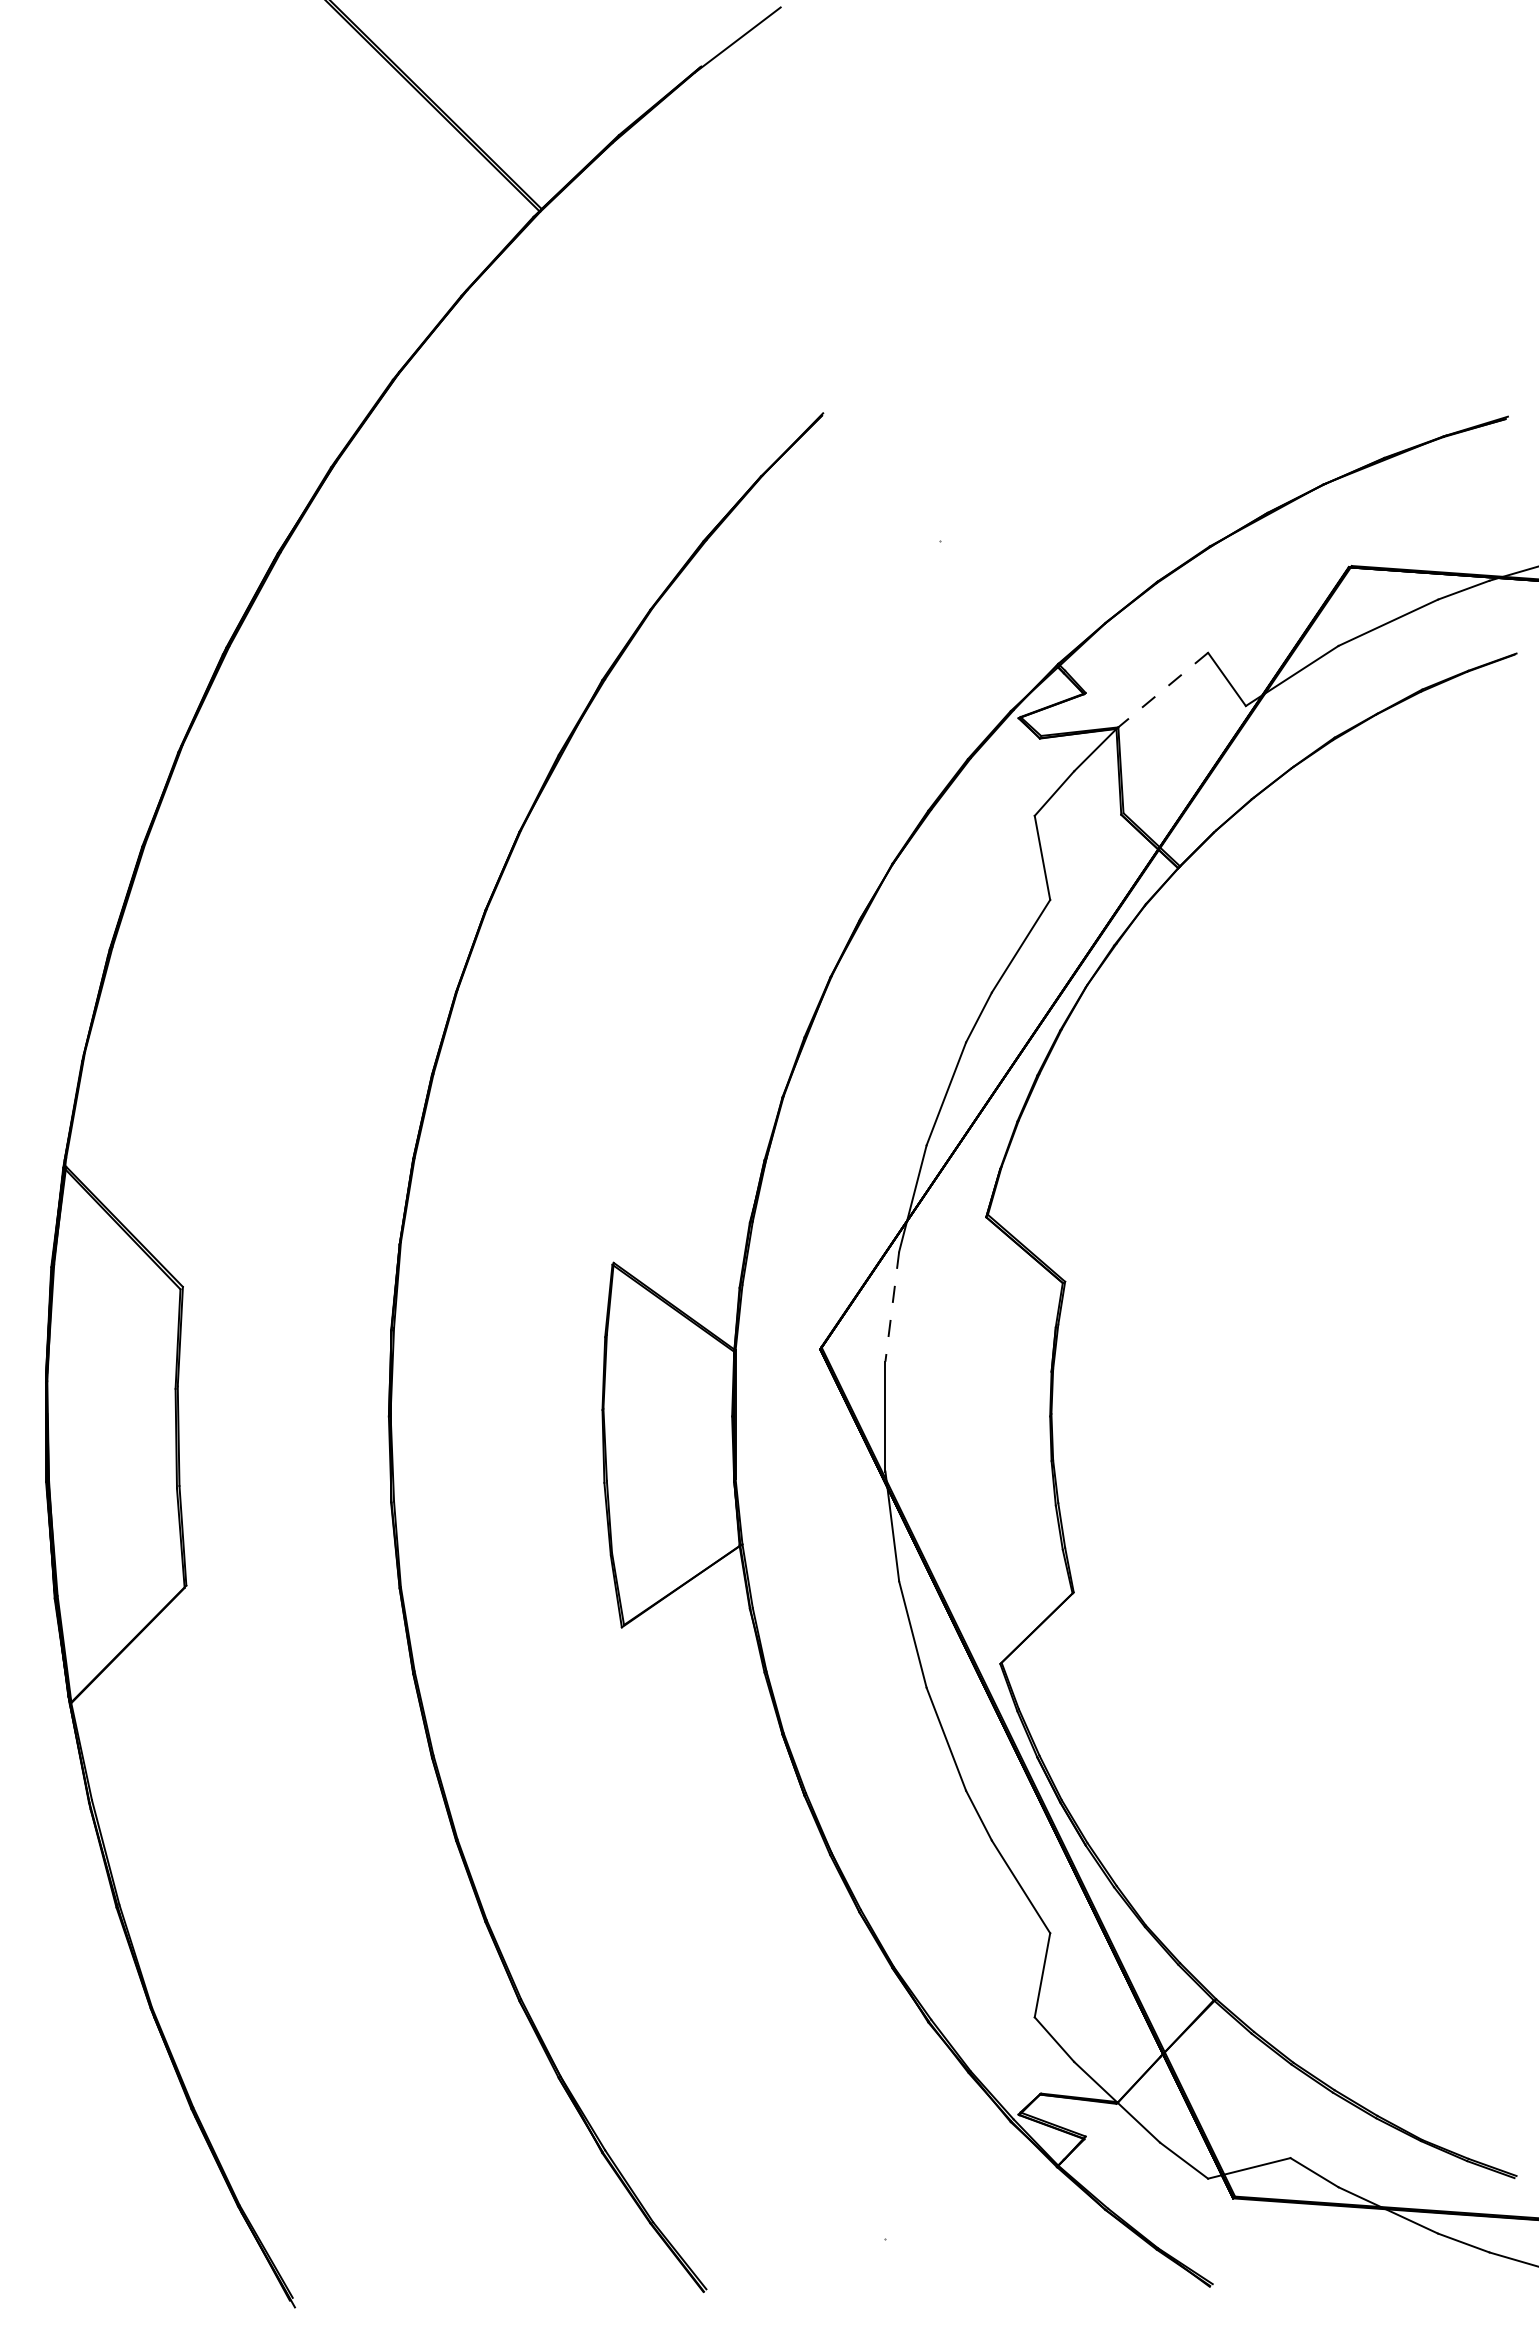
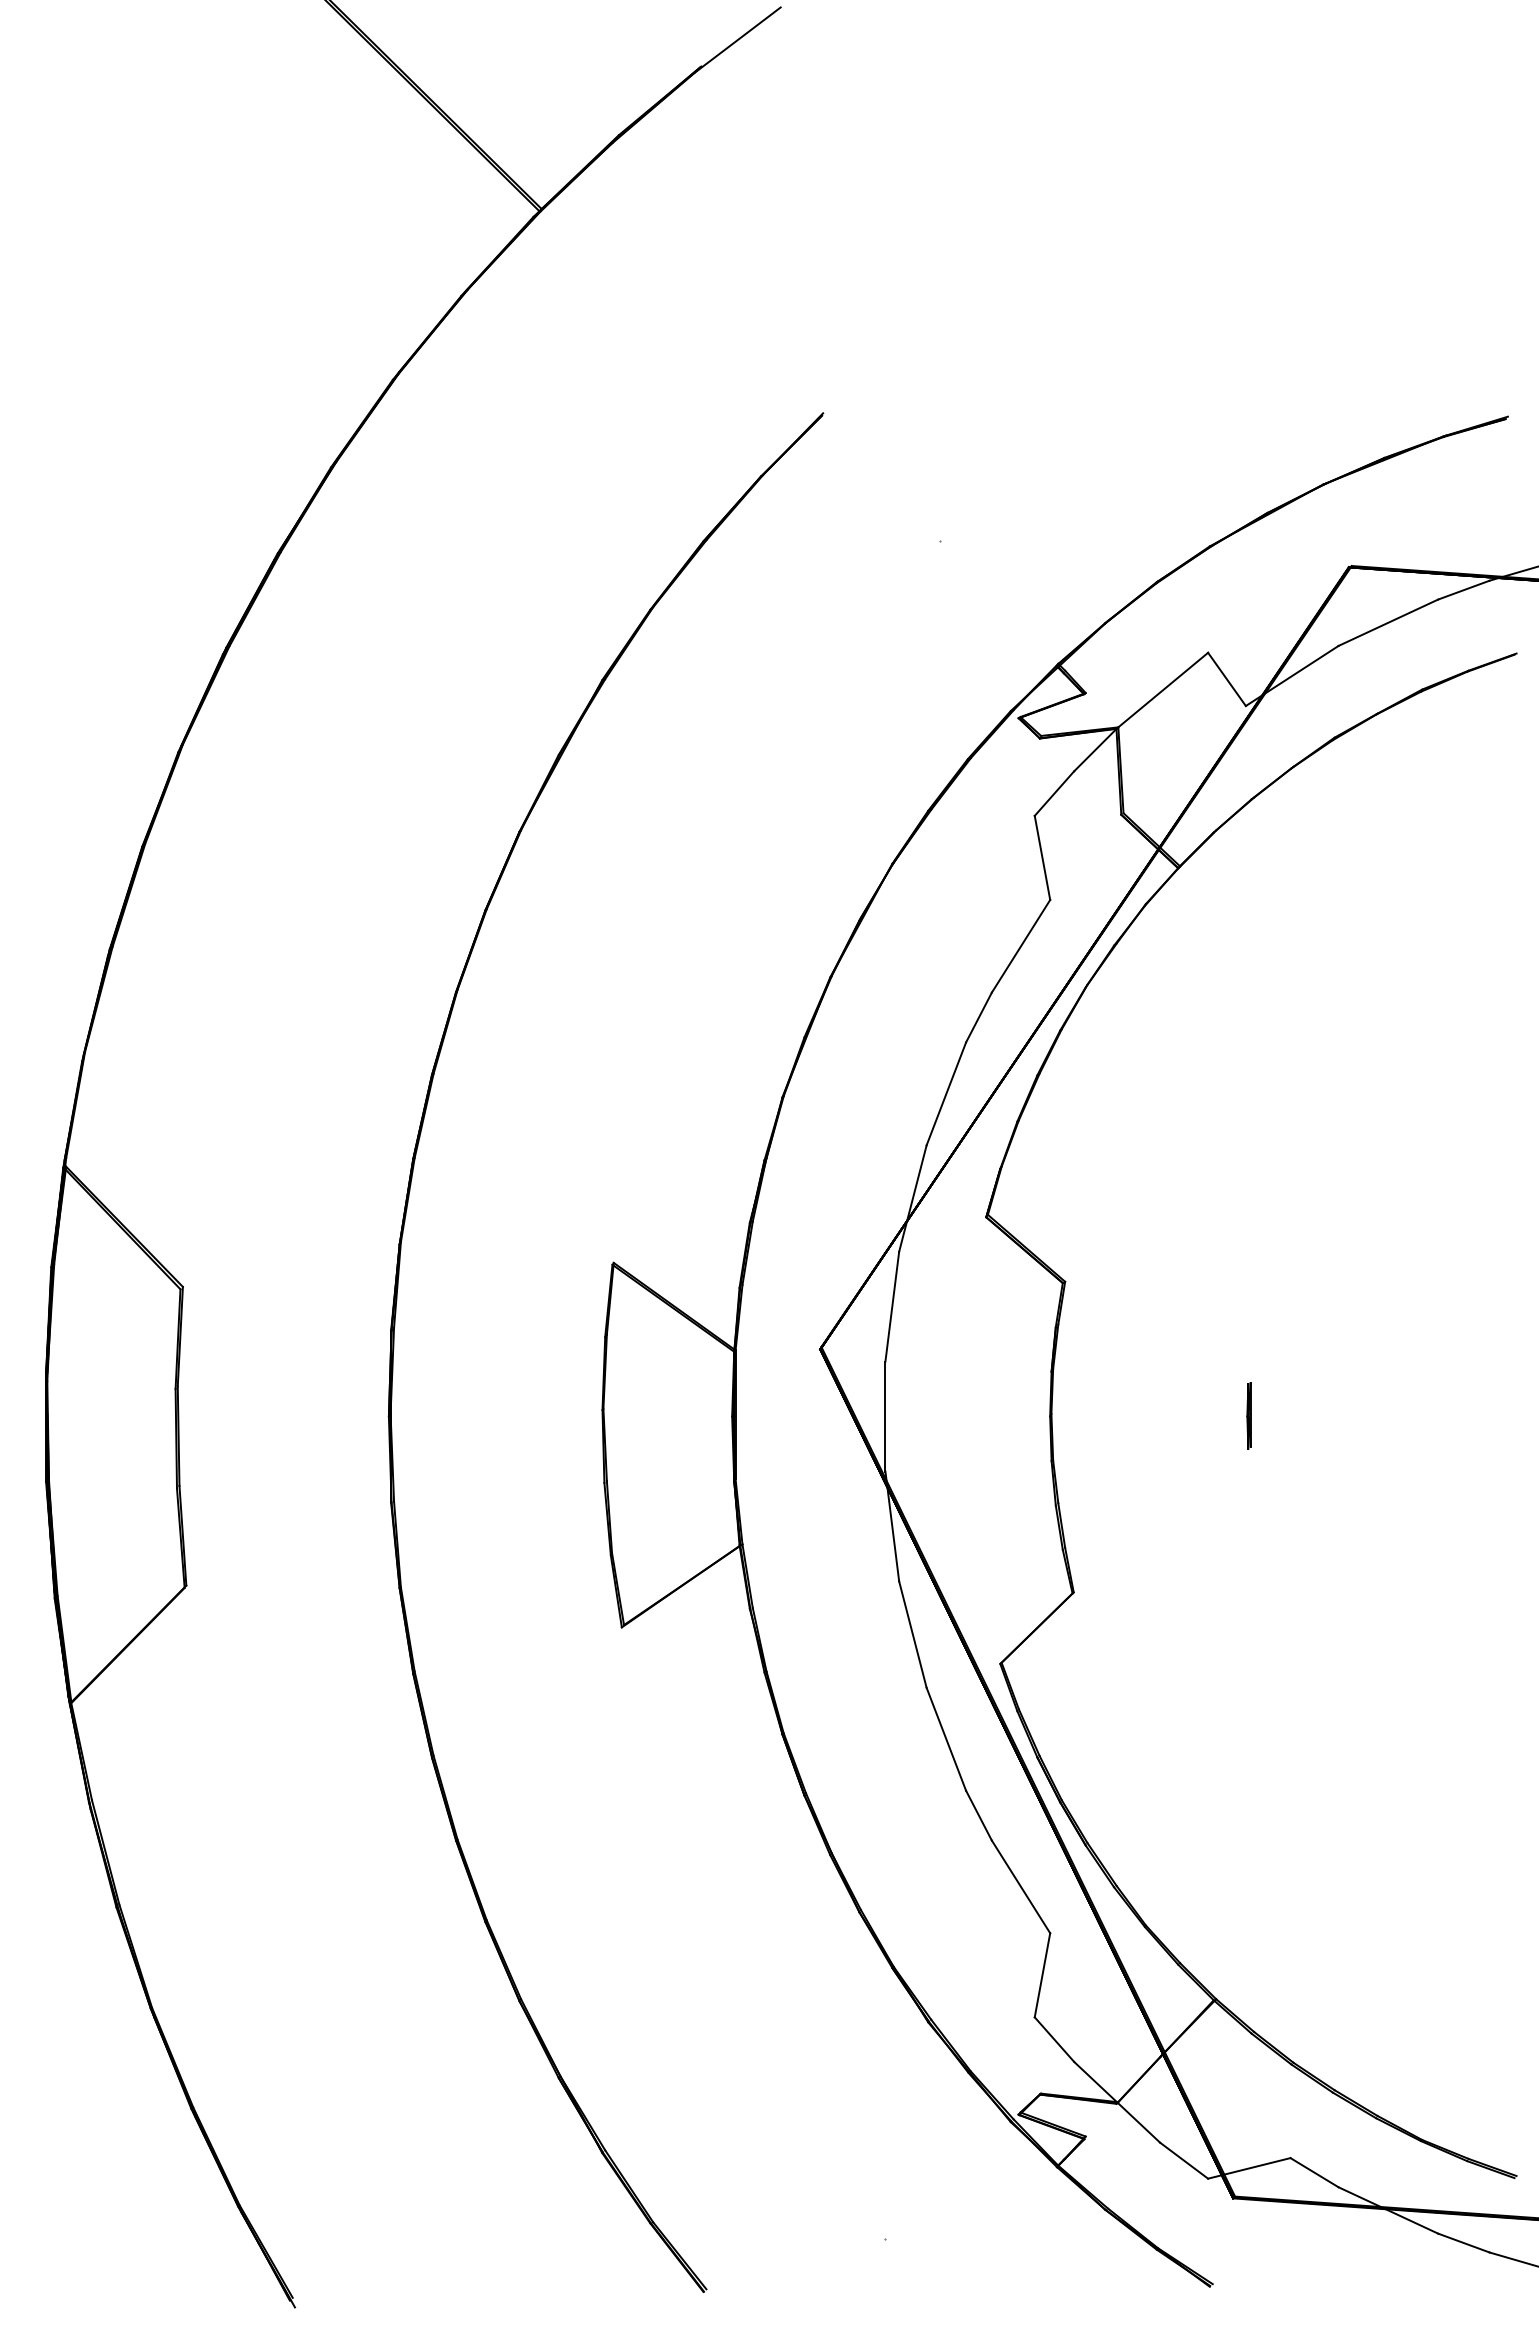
line: dashed -> solid (1162, 690)
line: dashed -> solid (892, 1307)
part: none -> present (1248, 1415)
